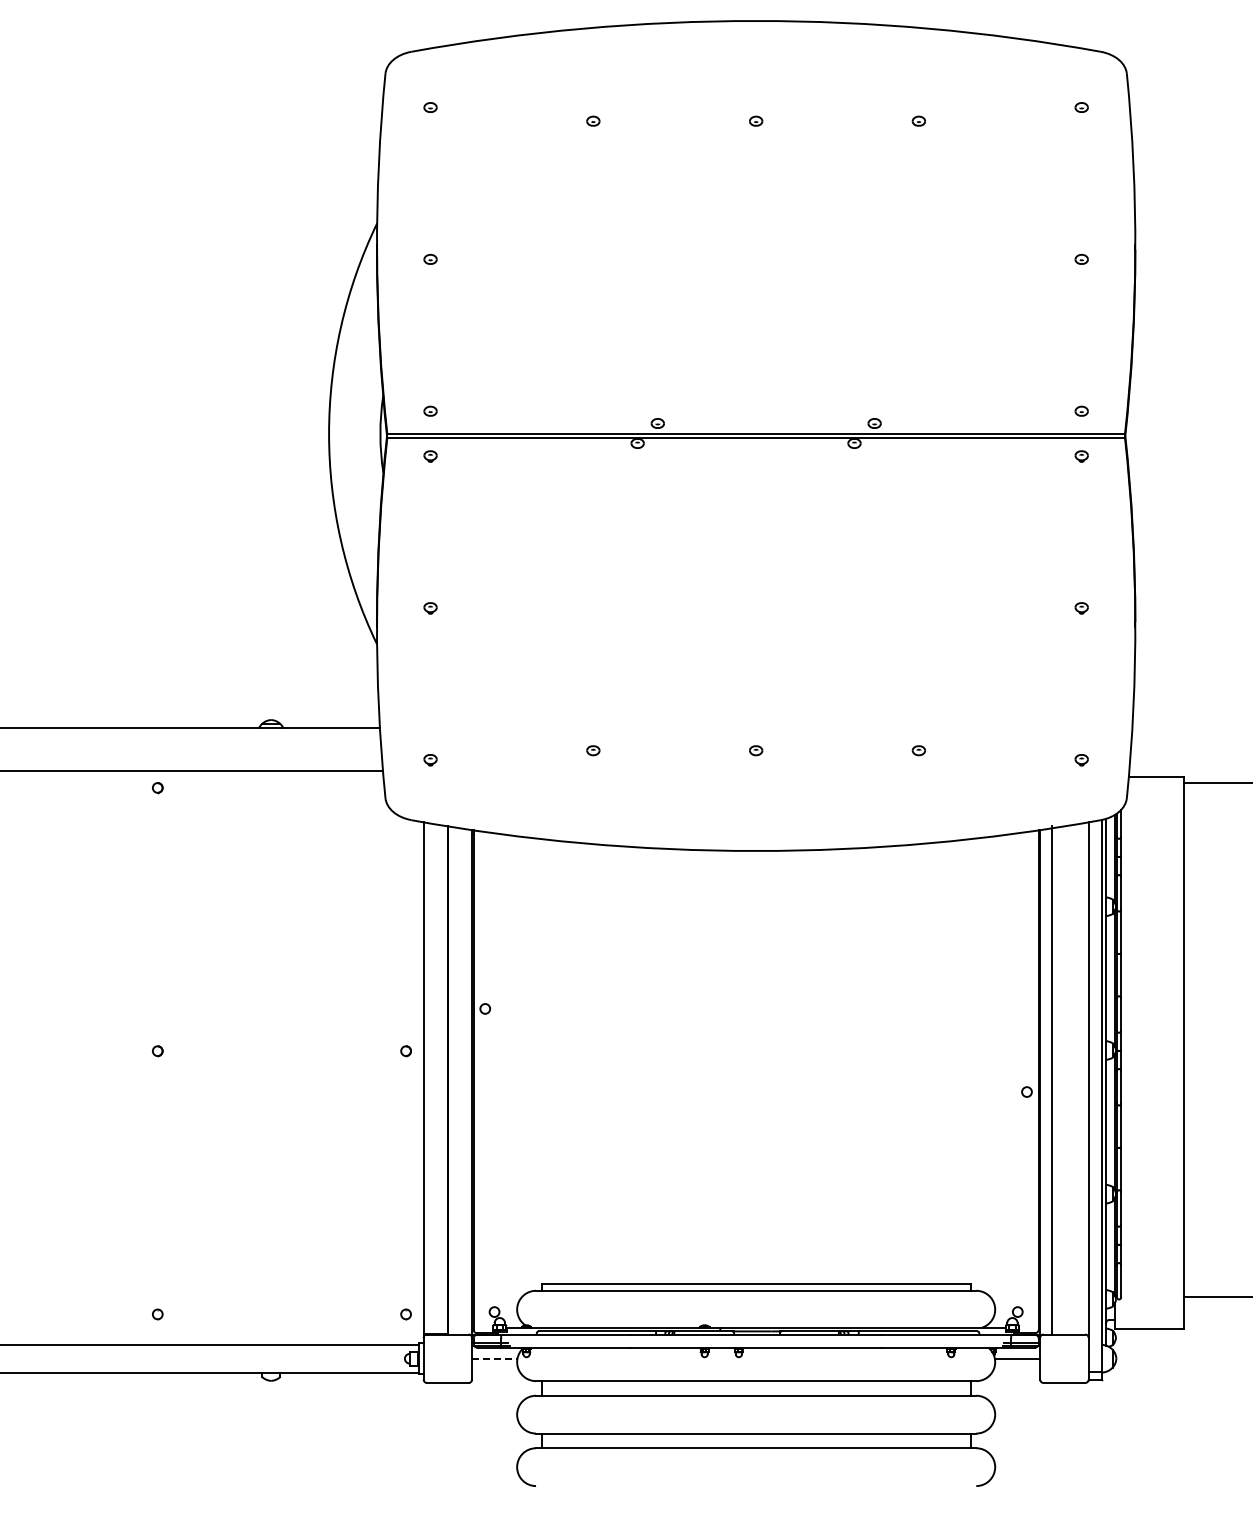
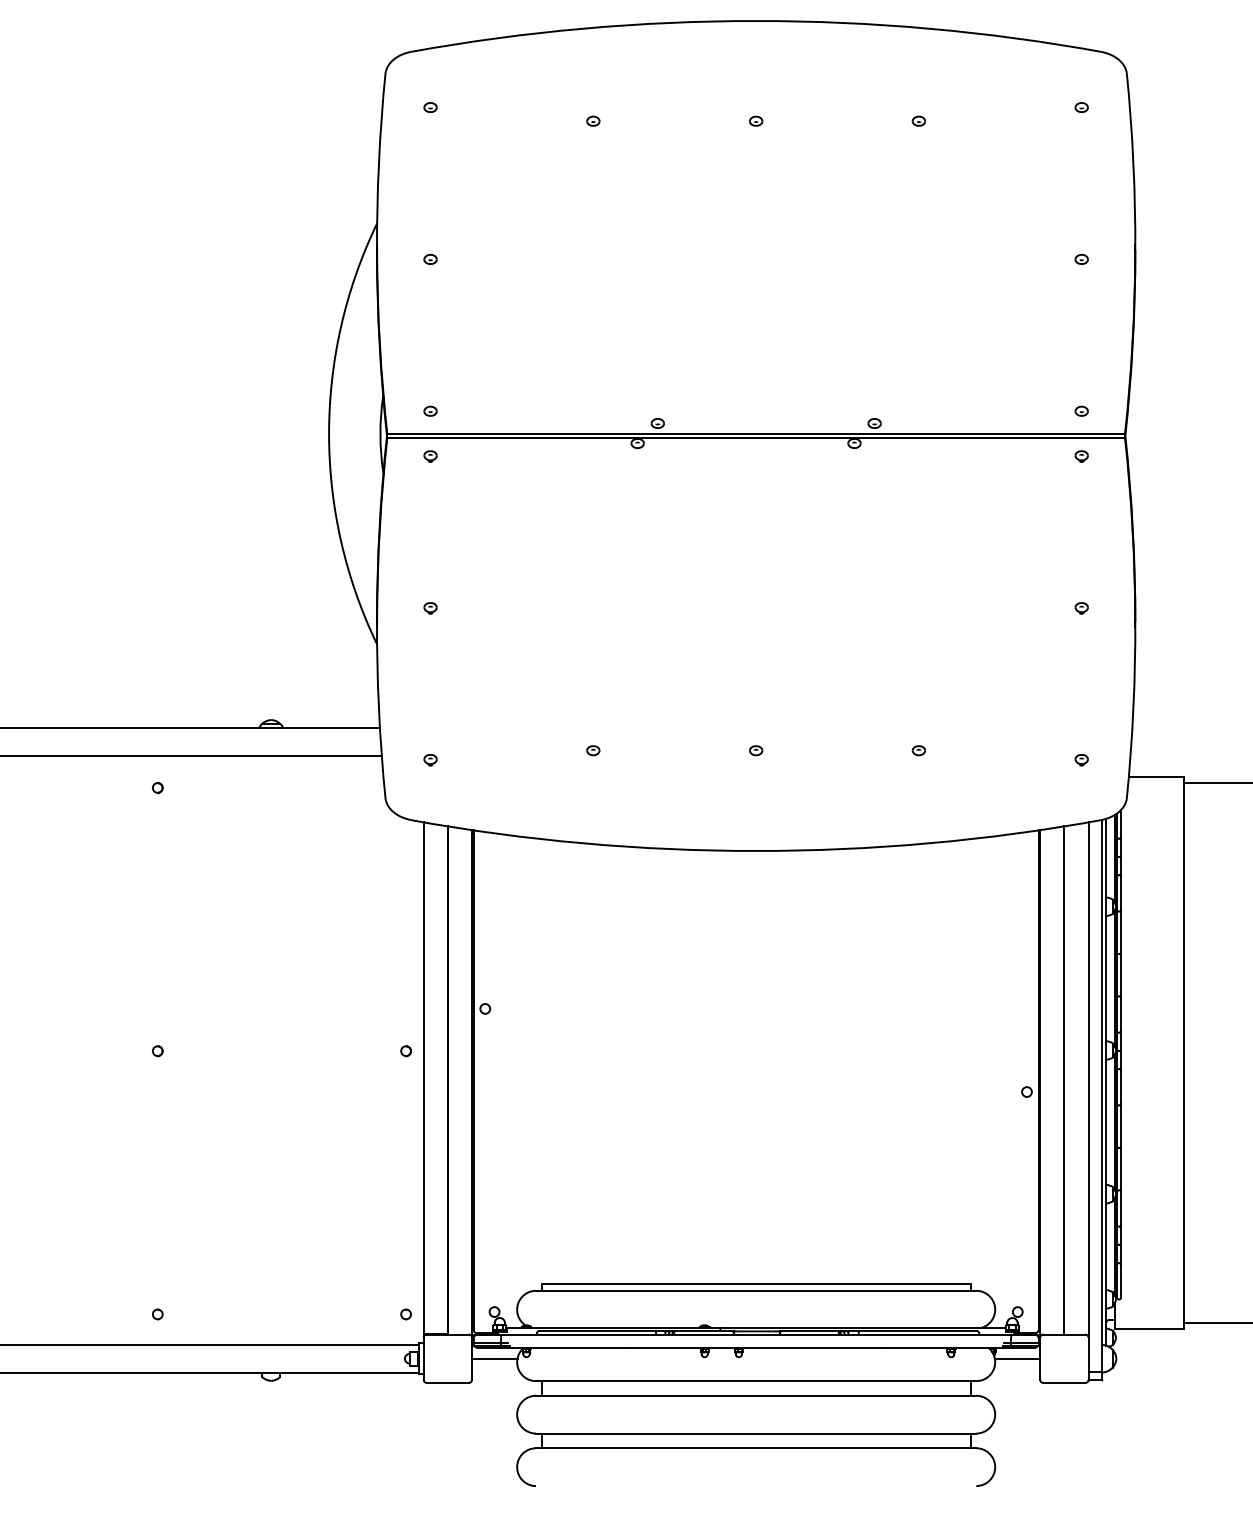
line position: (191, 771) -> (191, 756) (191, 756)
line position: (1052, 1080) -> (1064, 1080) (1064, 1080)
line position: (1216, 1297) -> (1216, 1323) (1216, 1323)
line: dashed -> solid (494, 1358)
